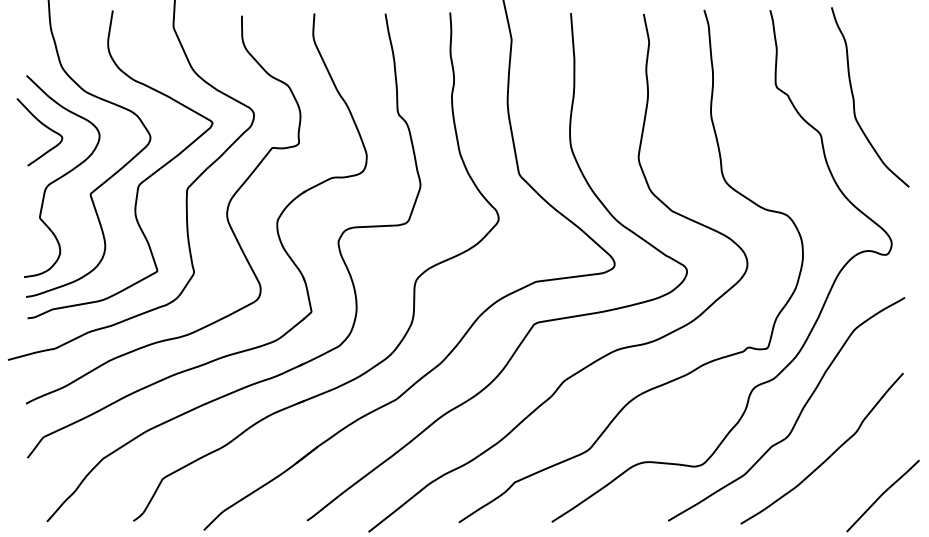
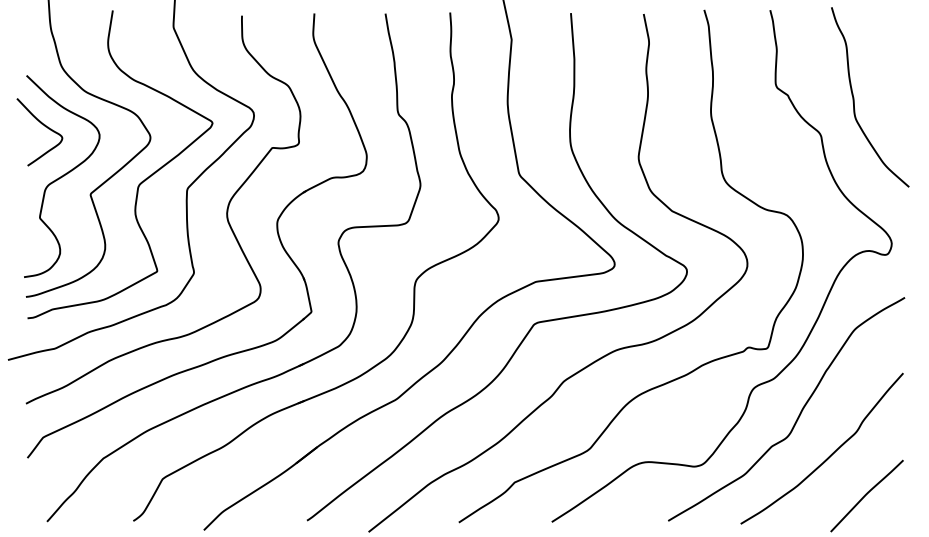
curve position: (882, 495) -> (866, 495) (866, 495)
